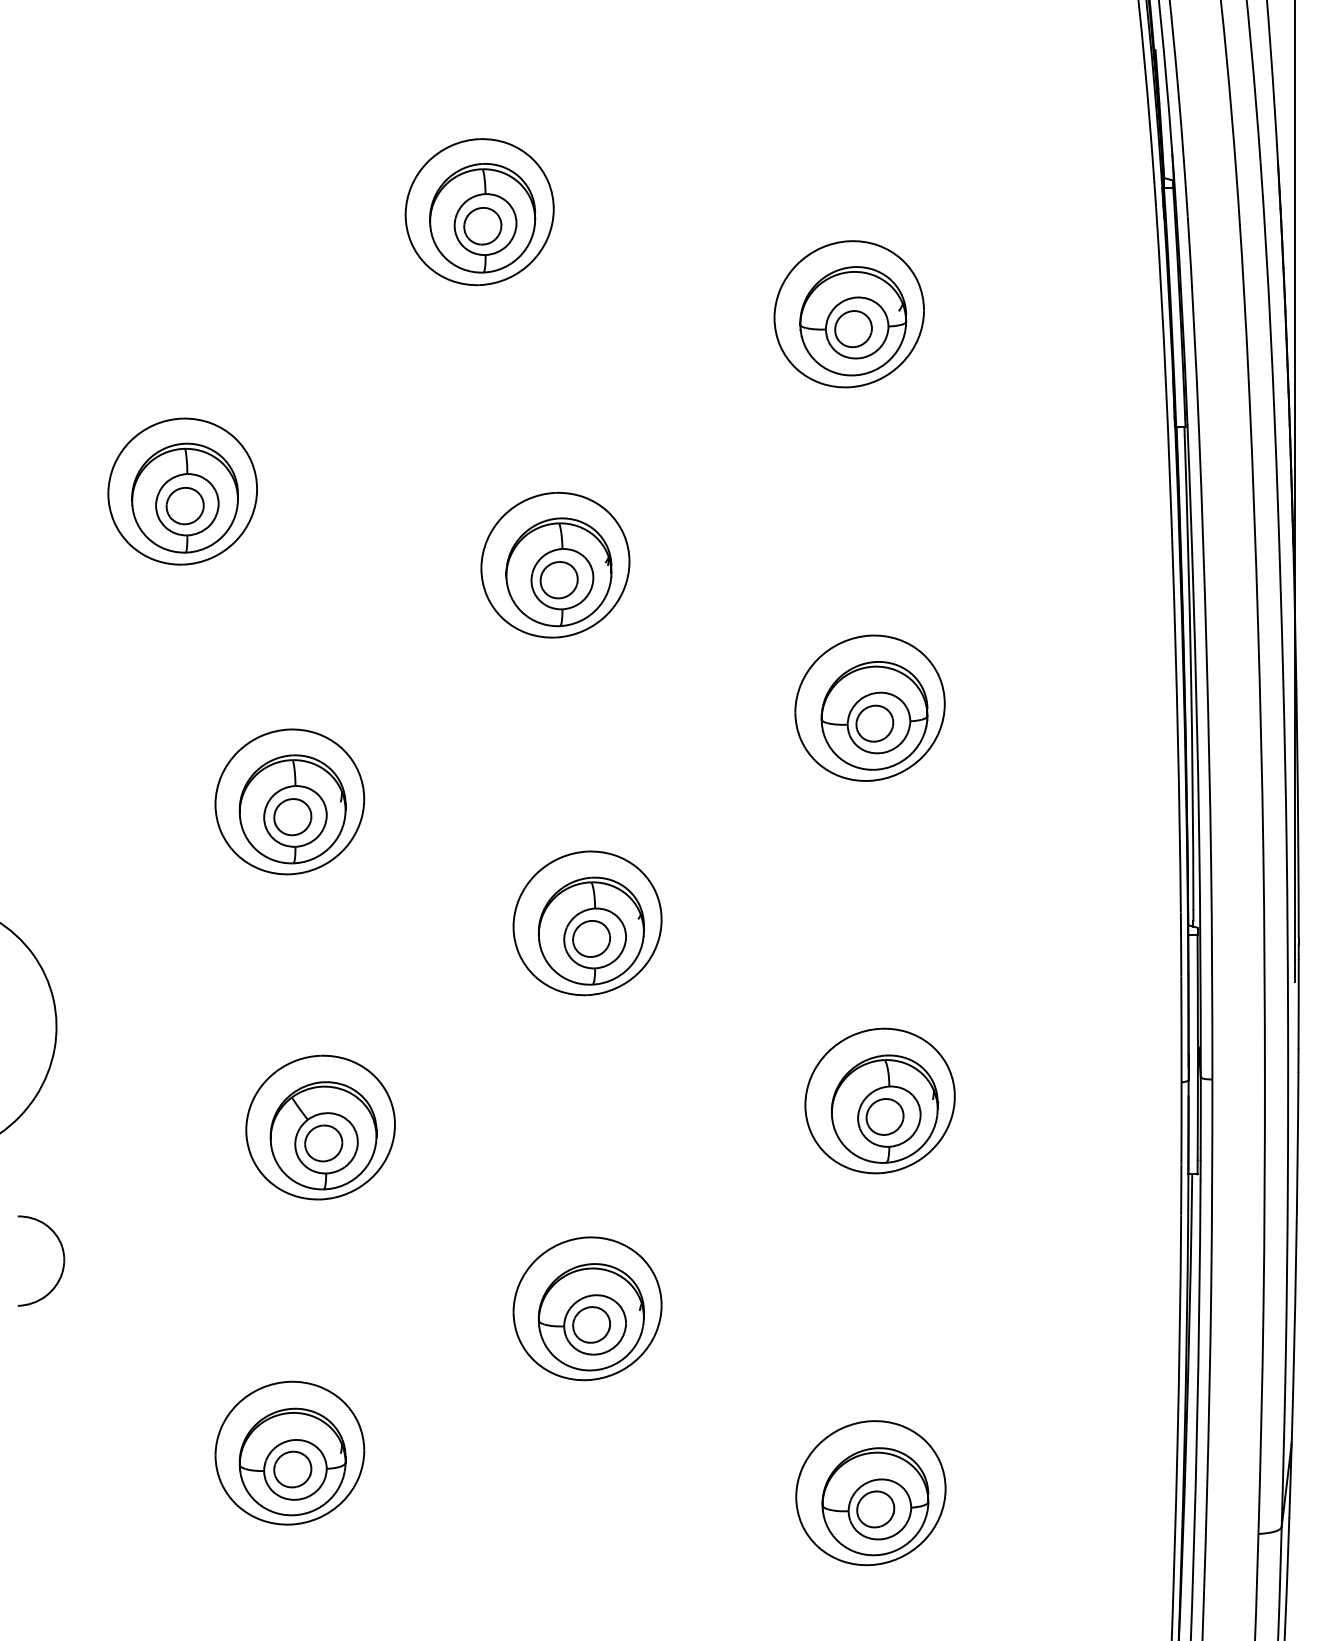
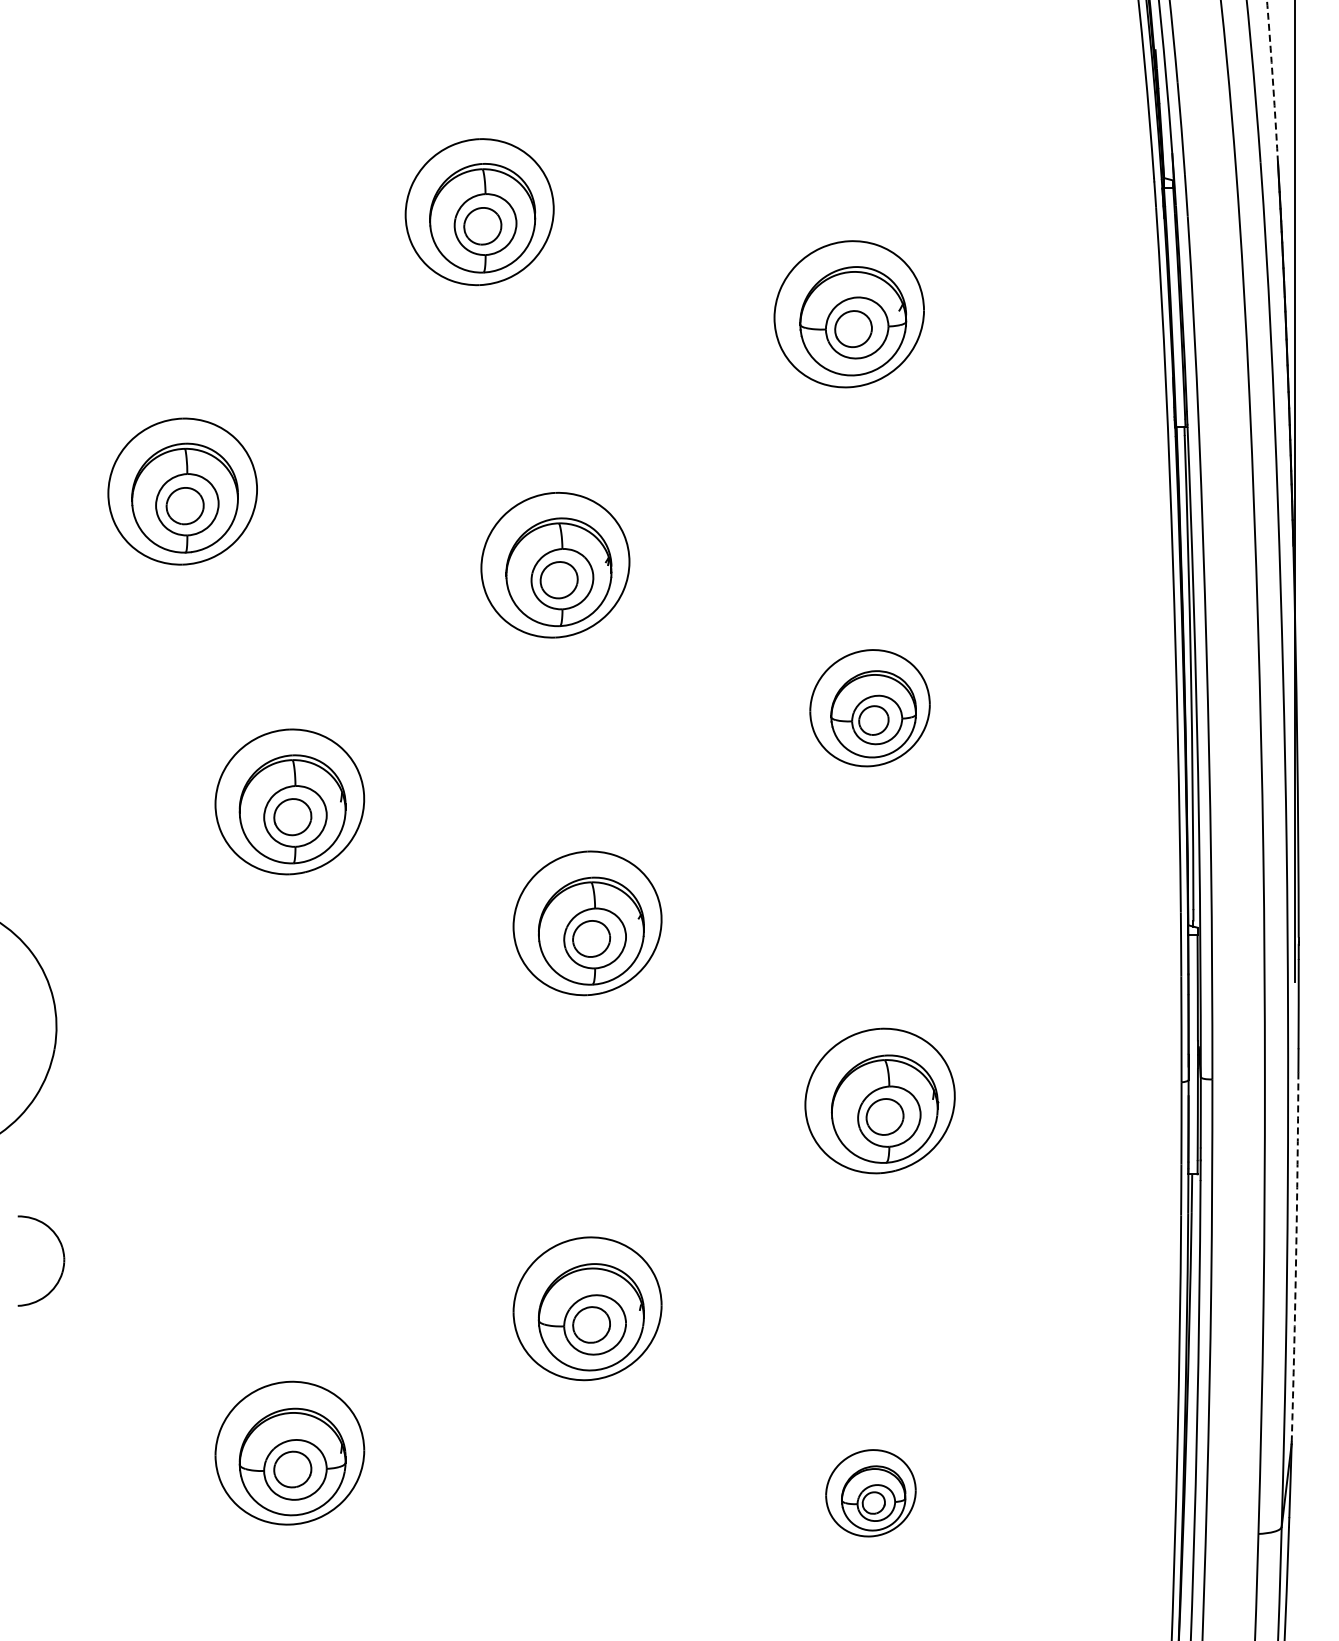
arc: solid -> dashed (1272, 81)
part size: 152x148 px -> 122x119 px (869, 708)
part: present -> none (320, 1127)
arc: solid -> dashed (1296, 1257)
part size: 152x147 px -> 92x89 px (870, 1493)
